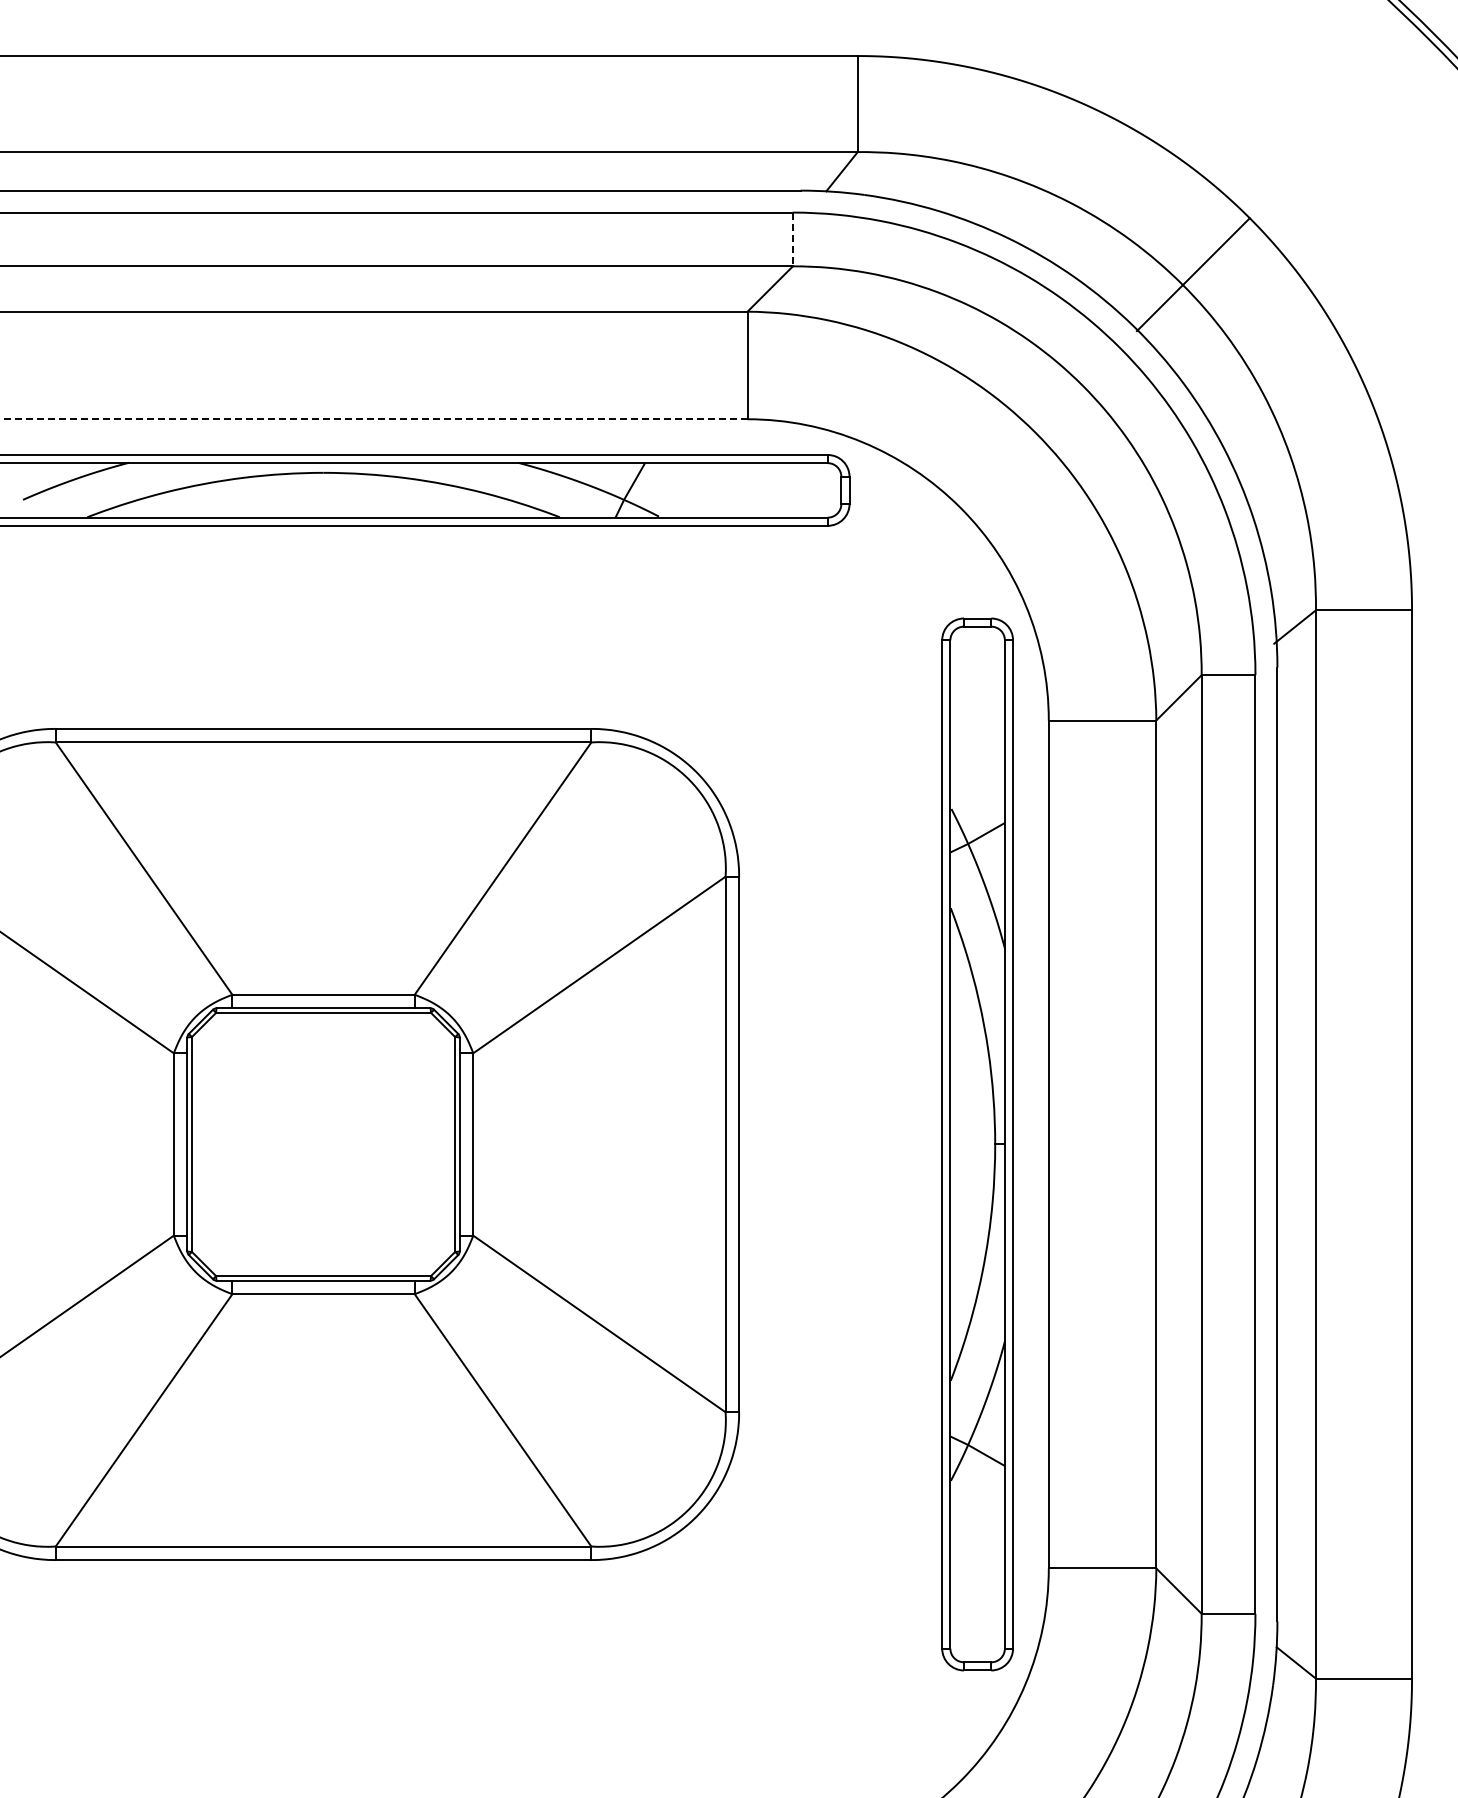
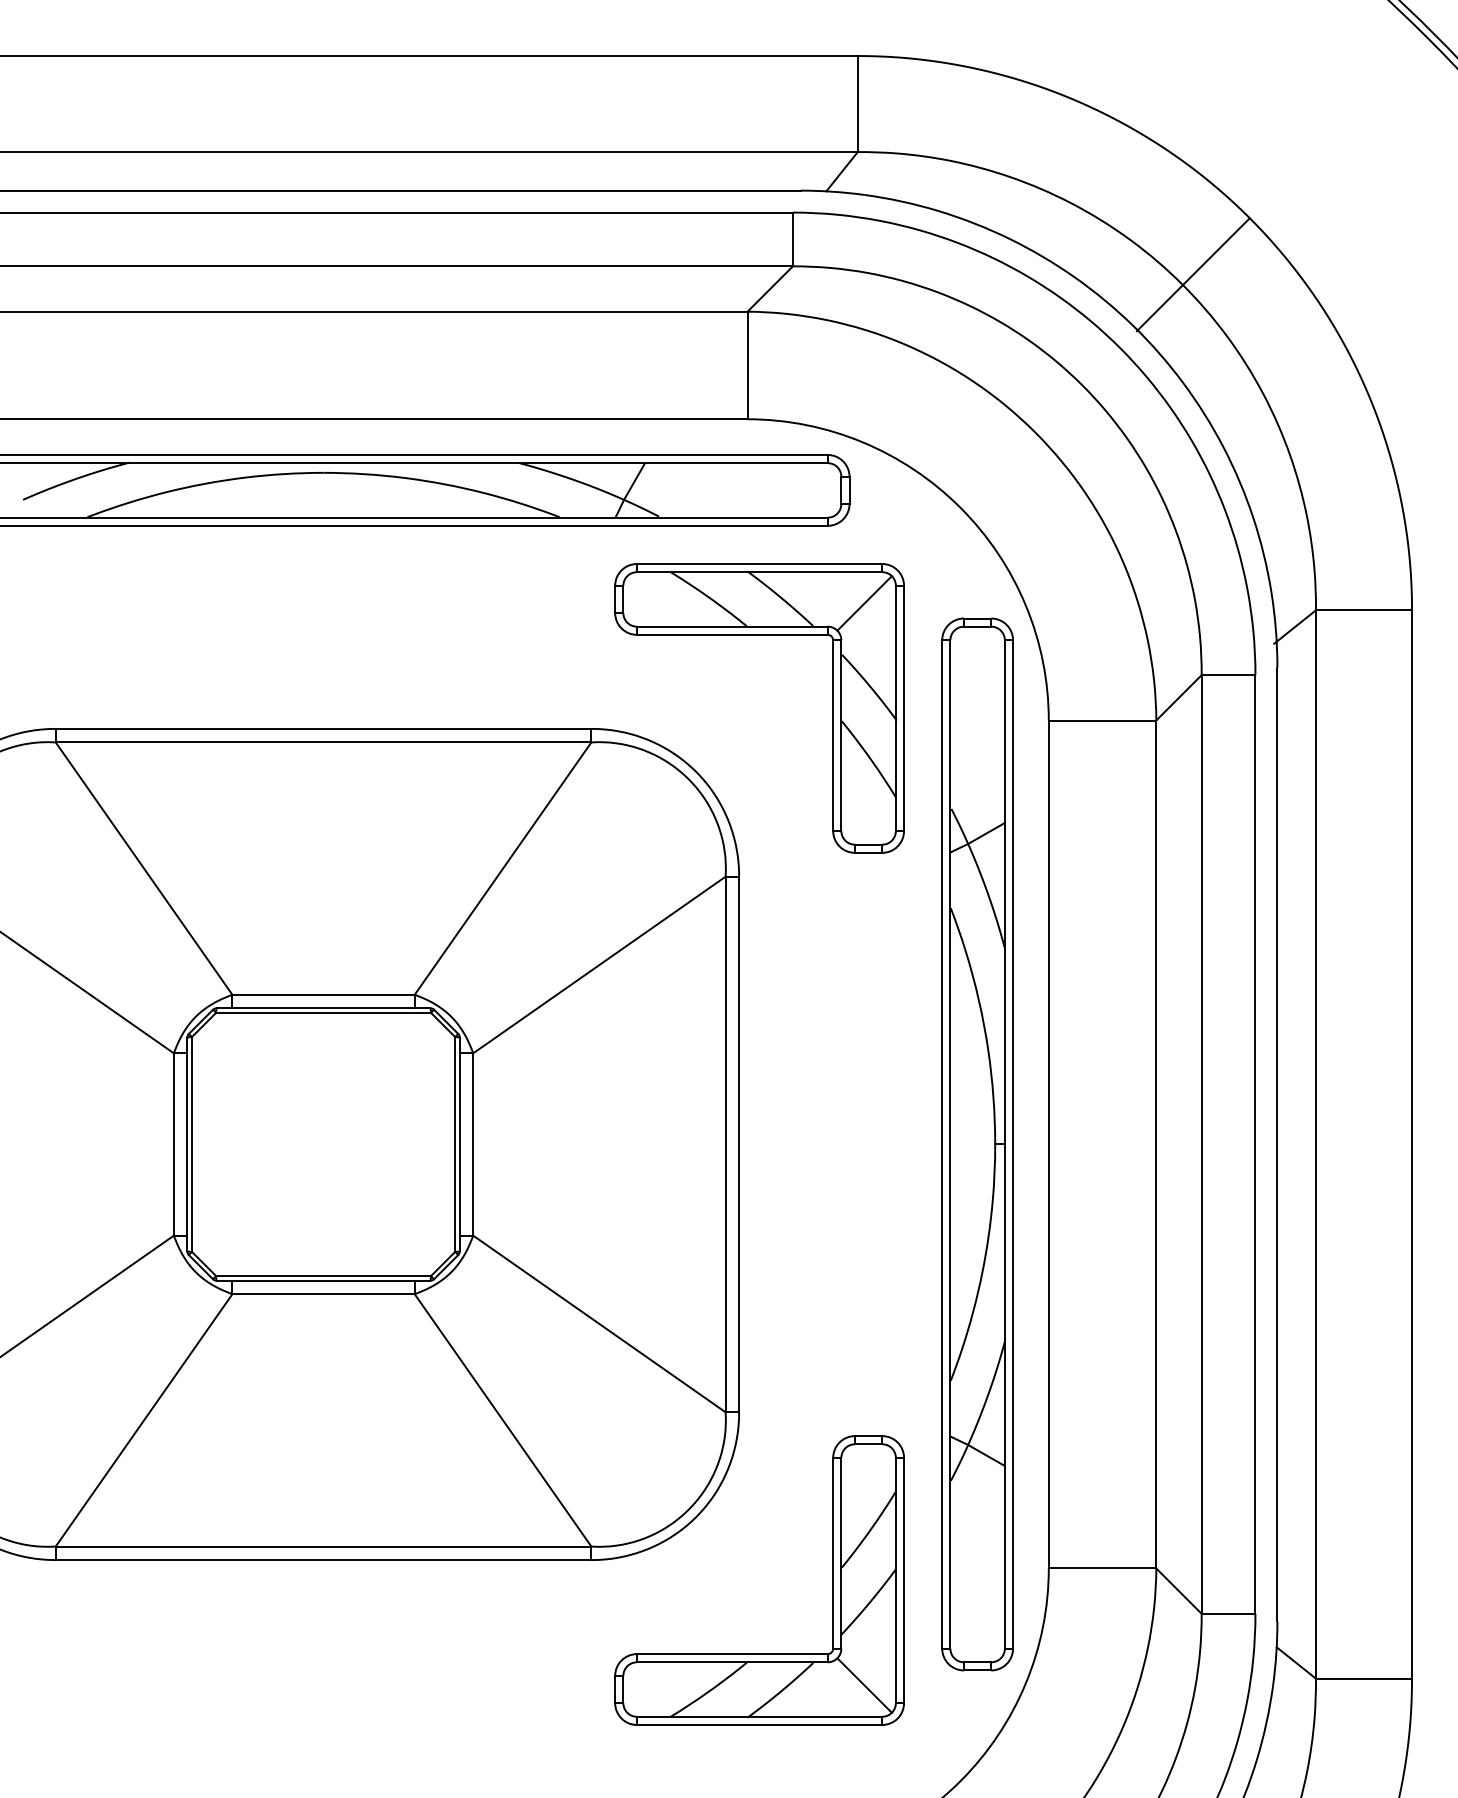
line: dashed -> solid (792, 239)
line: dashed -> solid (373, 419)
part: none -> present (759, 635)
part: none -> present (832, 1580)
